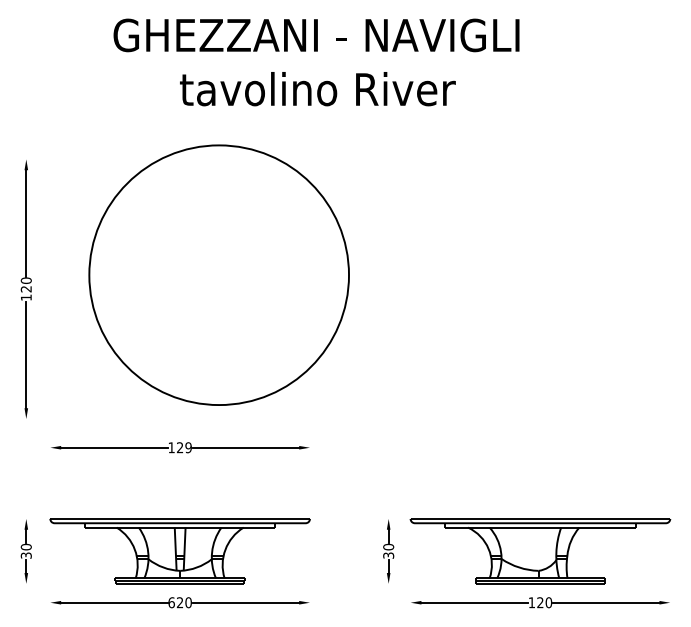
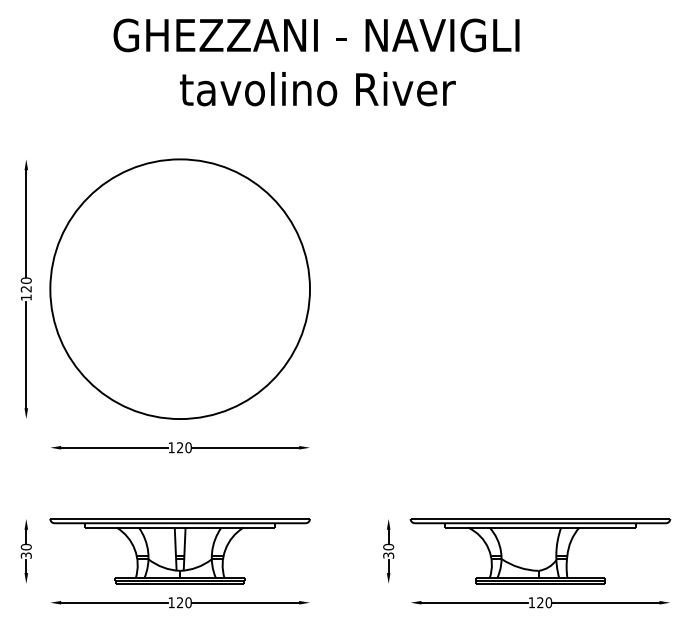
part position: (218, 274) -> (179, 288) (179, 288)
text: 129 -> 120 (188, 447)
text: 620 -> 120 (171, 602)
